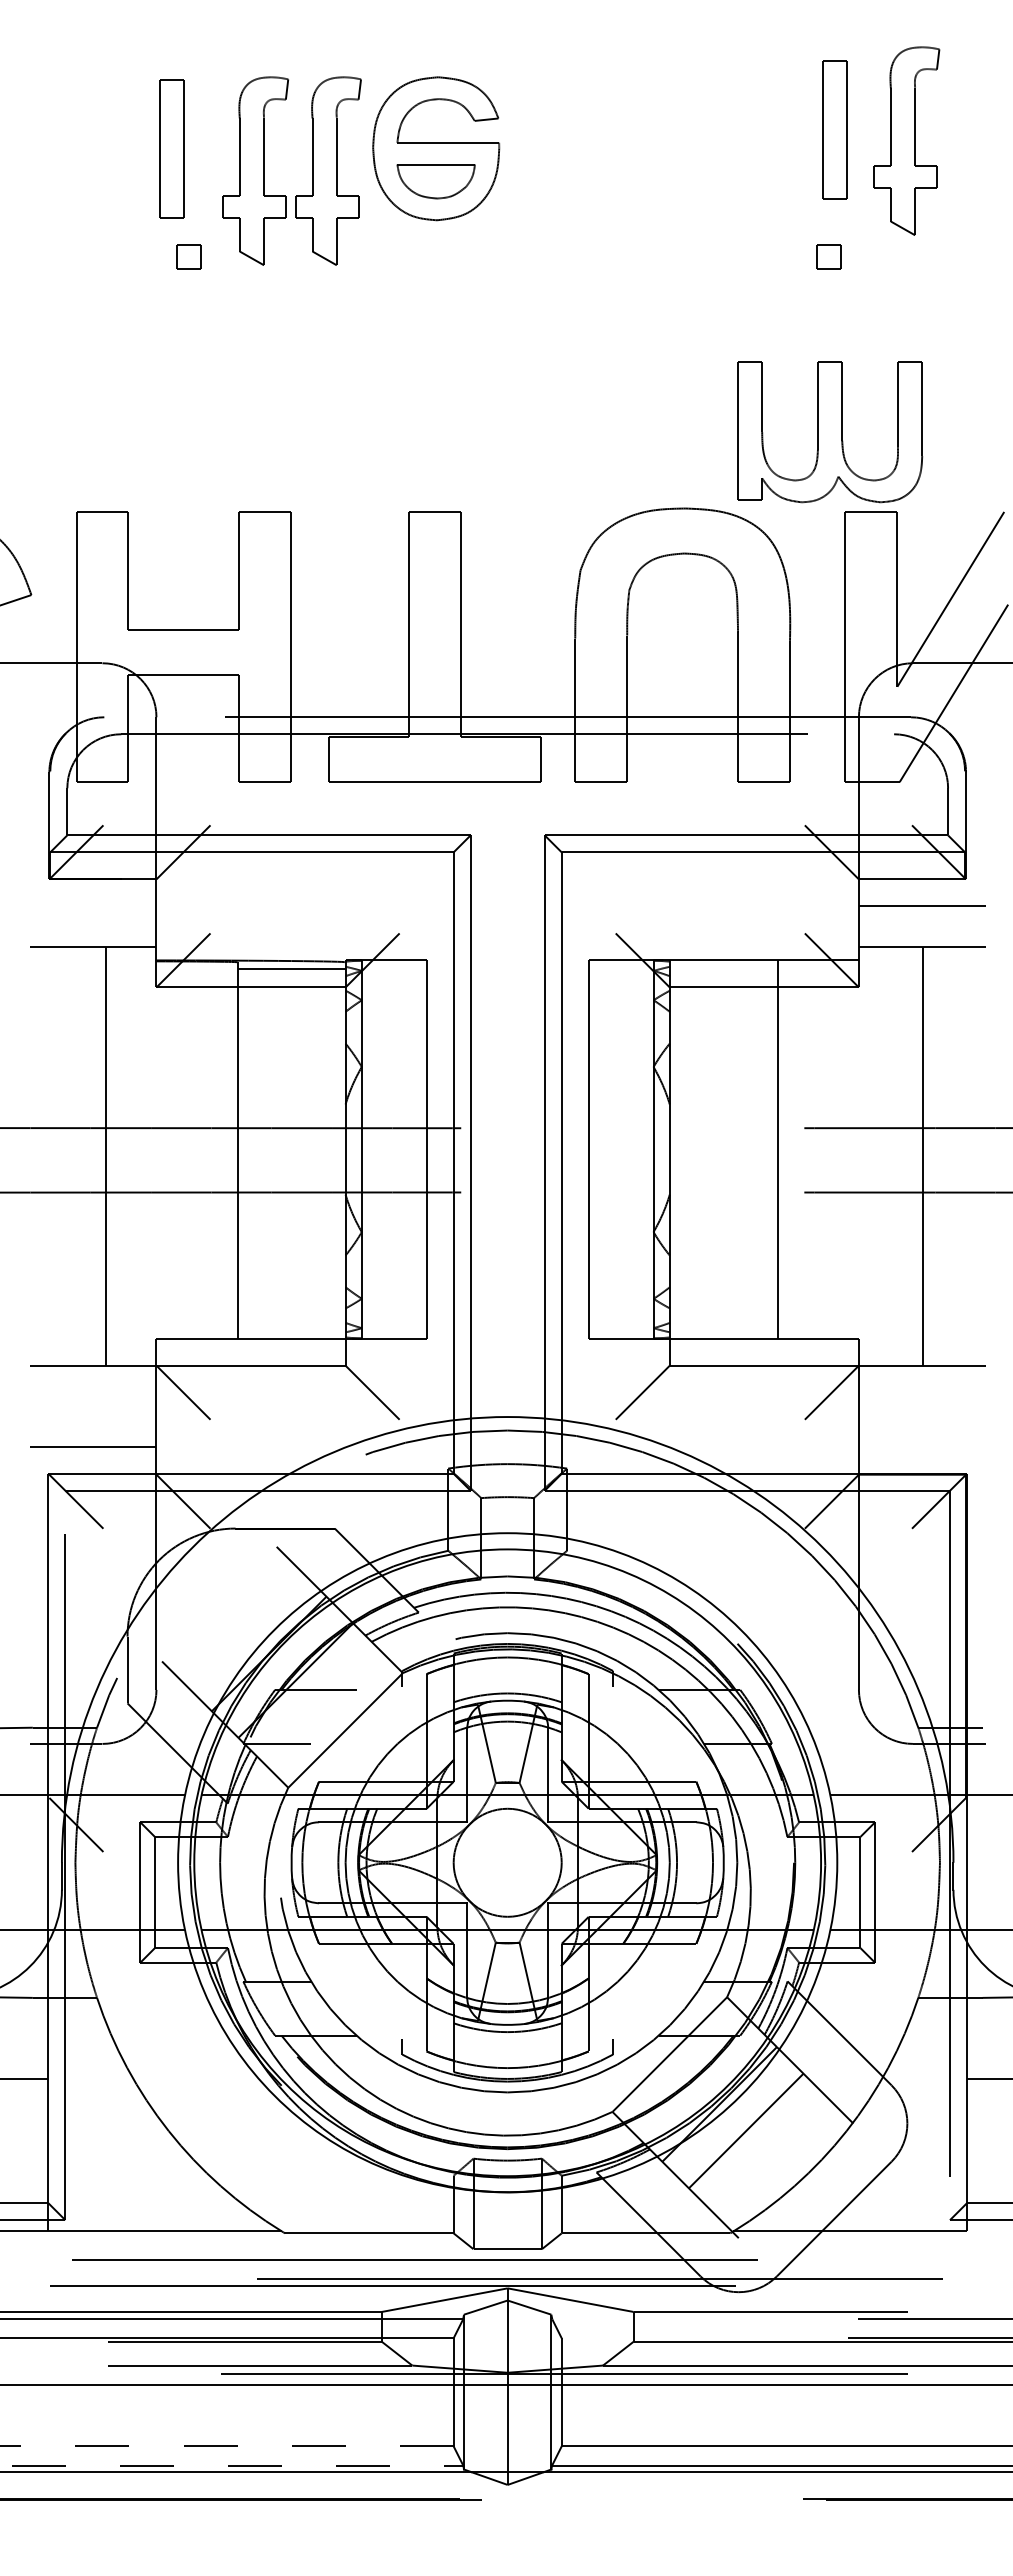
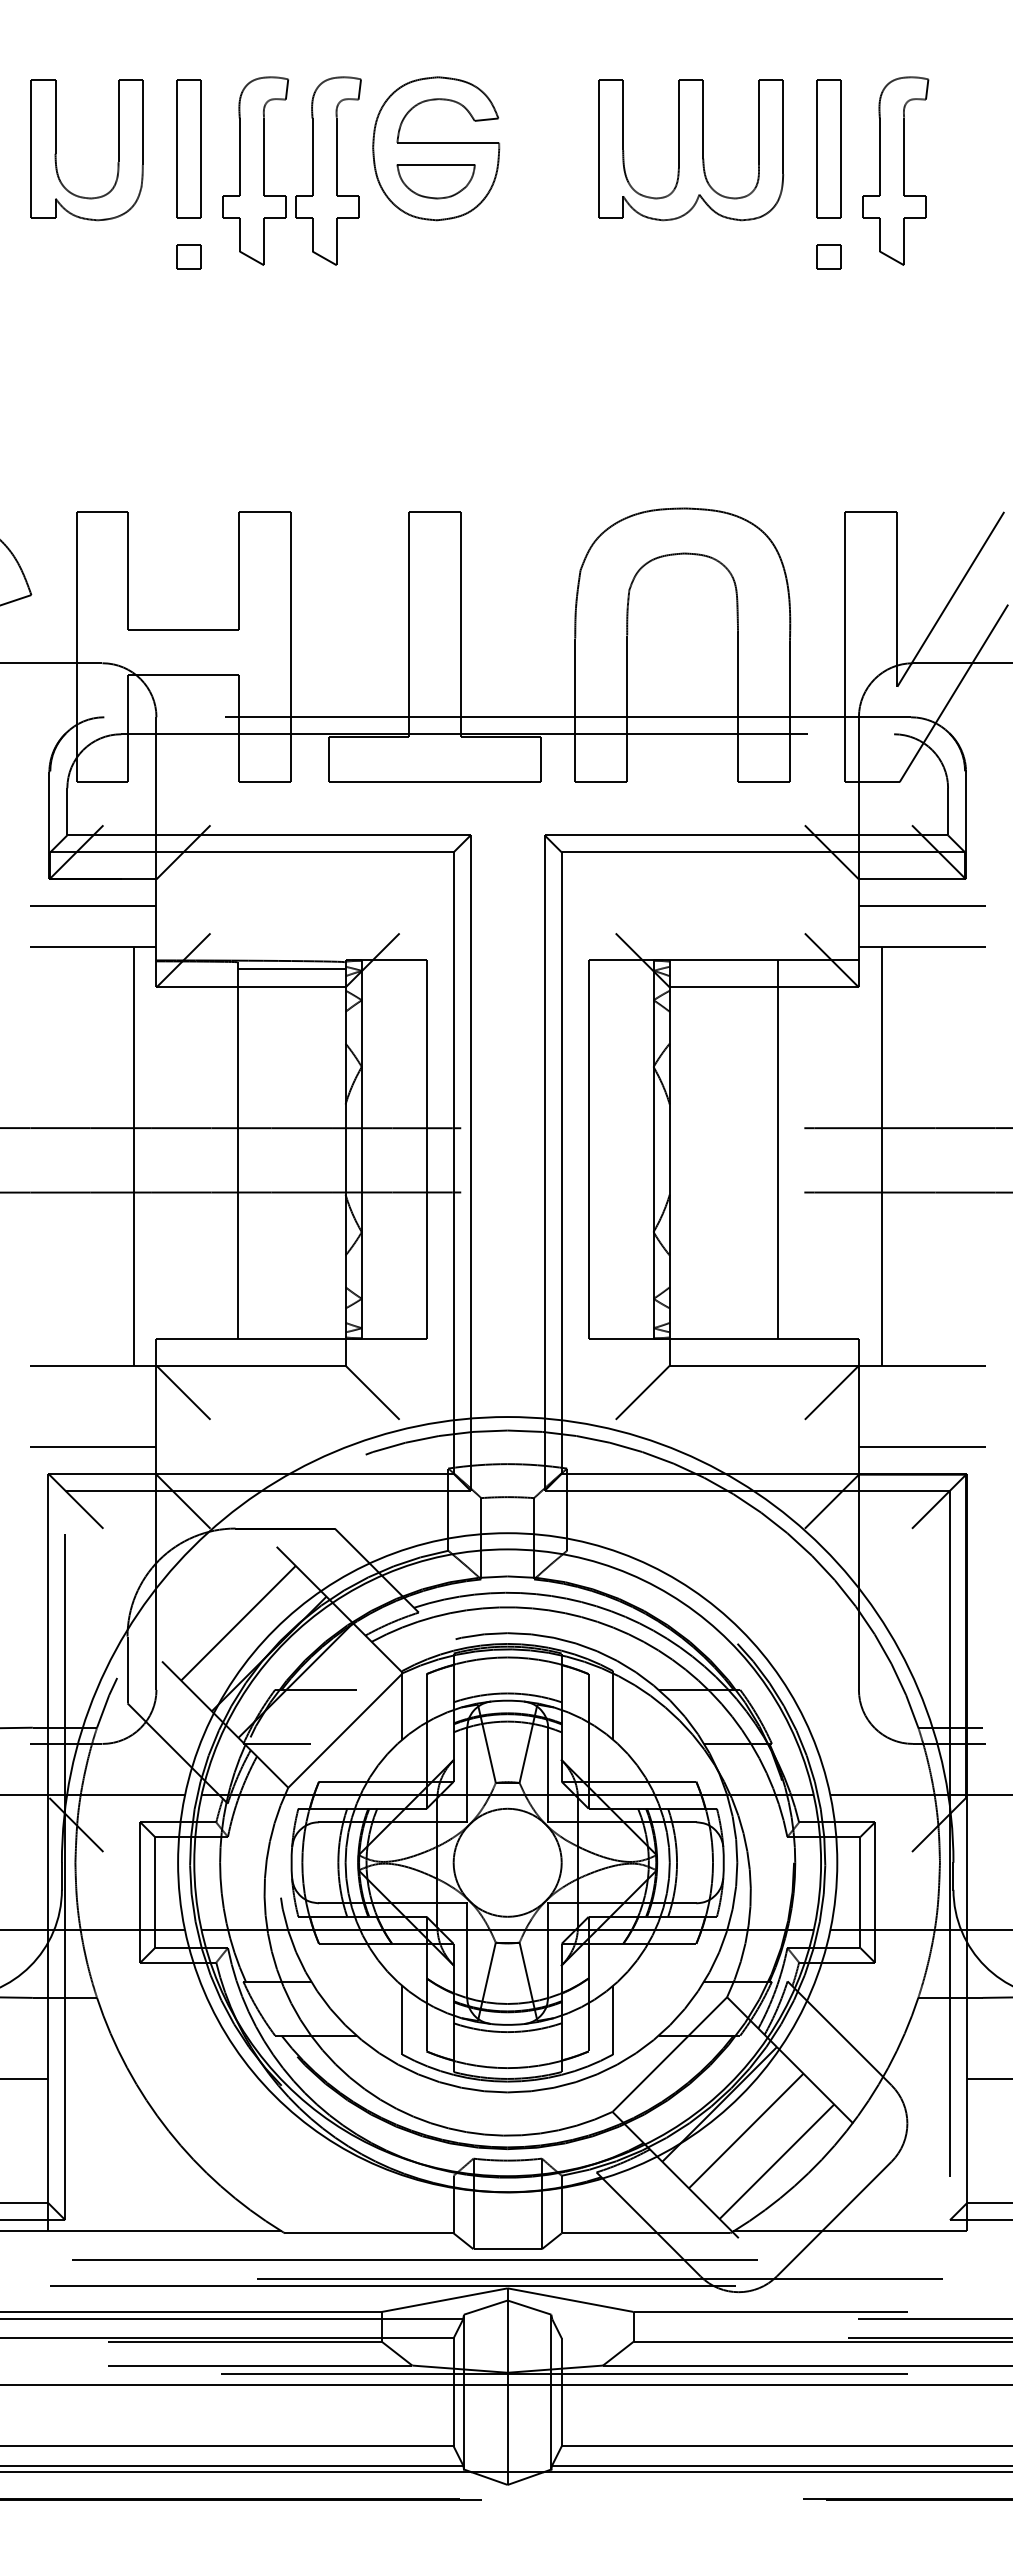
part position: (834, 129) -> (828, 148) (828, 148)
part position: (906, 140) -> (895, 170) (895, 170)
part position: (171, 148) -> (188, 148) (188, 148)
part: none -> present (56, 150)
part position: (830, 432) -> (691, 150) (691, 150)
line: none -> present (92, 906)
line position: (105, 1155) -> (133, 1155) (133, 1155)
line position: (922, 1155) -> (881, 1155) (881, 1155)
line: none -> present (921, 1446)
line: none -> present (238, 1622)
line: none -> present (402, 1712)
line: none -> present (613, 1712)
line: none -> present (402, 2012)
line: none -> present (613, 2012)
line: none -> present (776, 2161)
line: dashed -> solid (226, 2446)
line: dashed -> solid (232, 2465)
